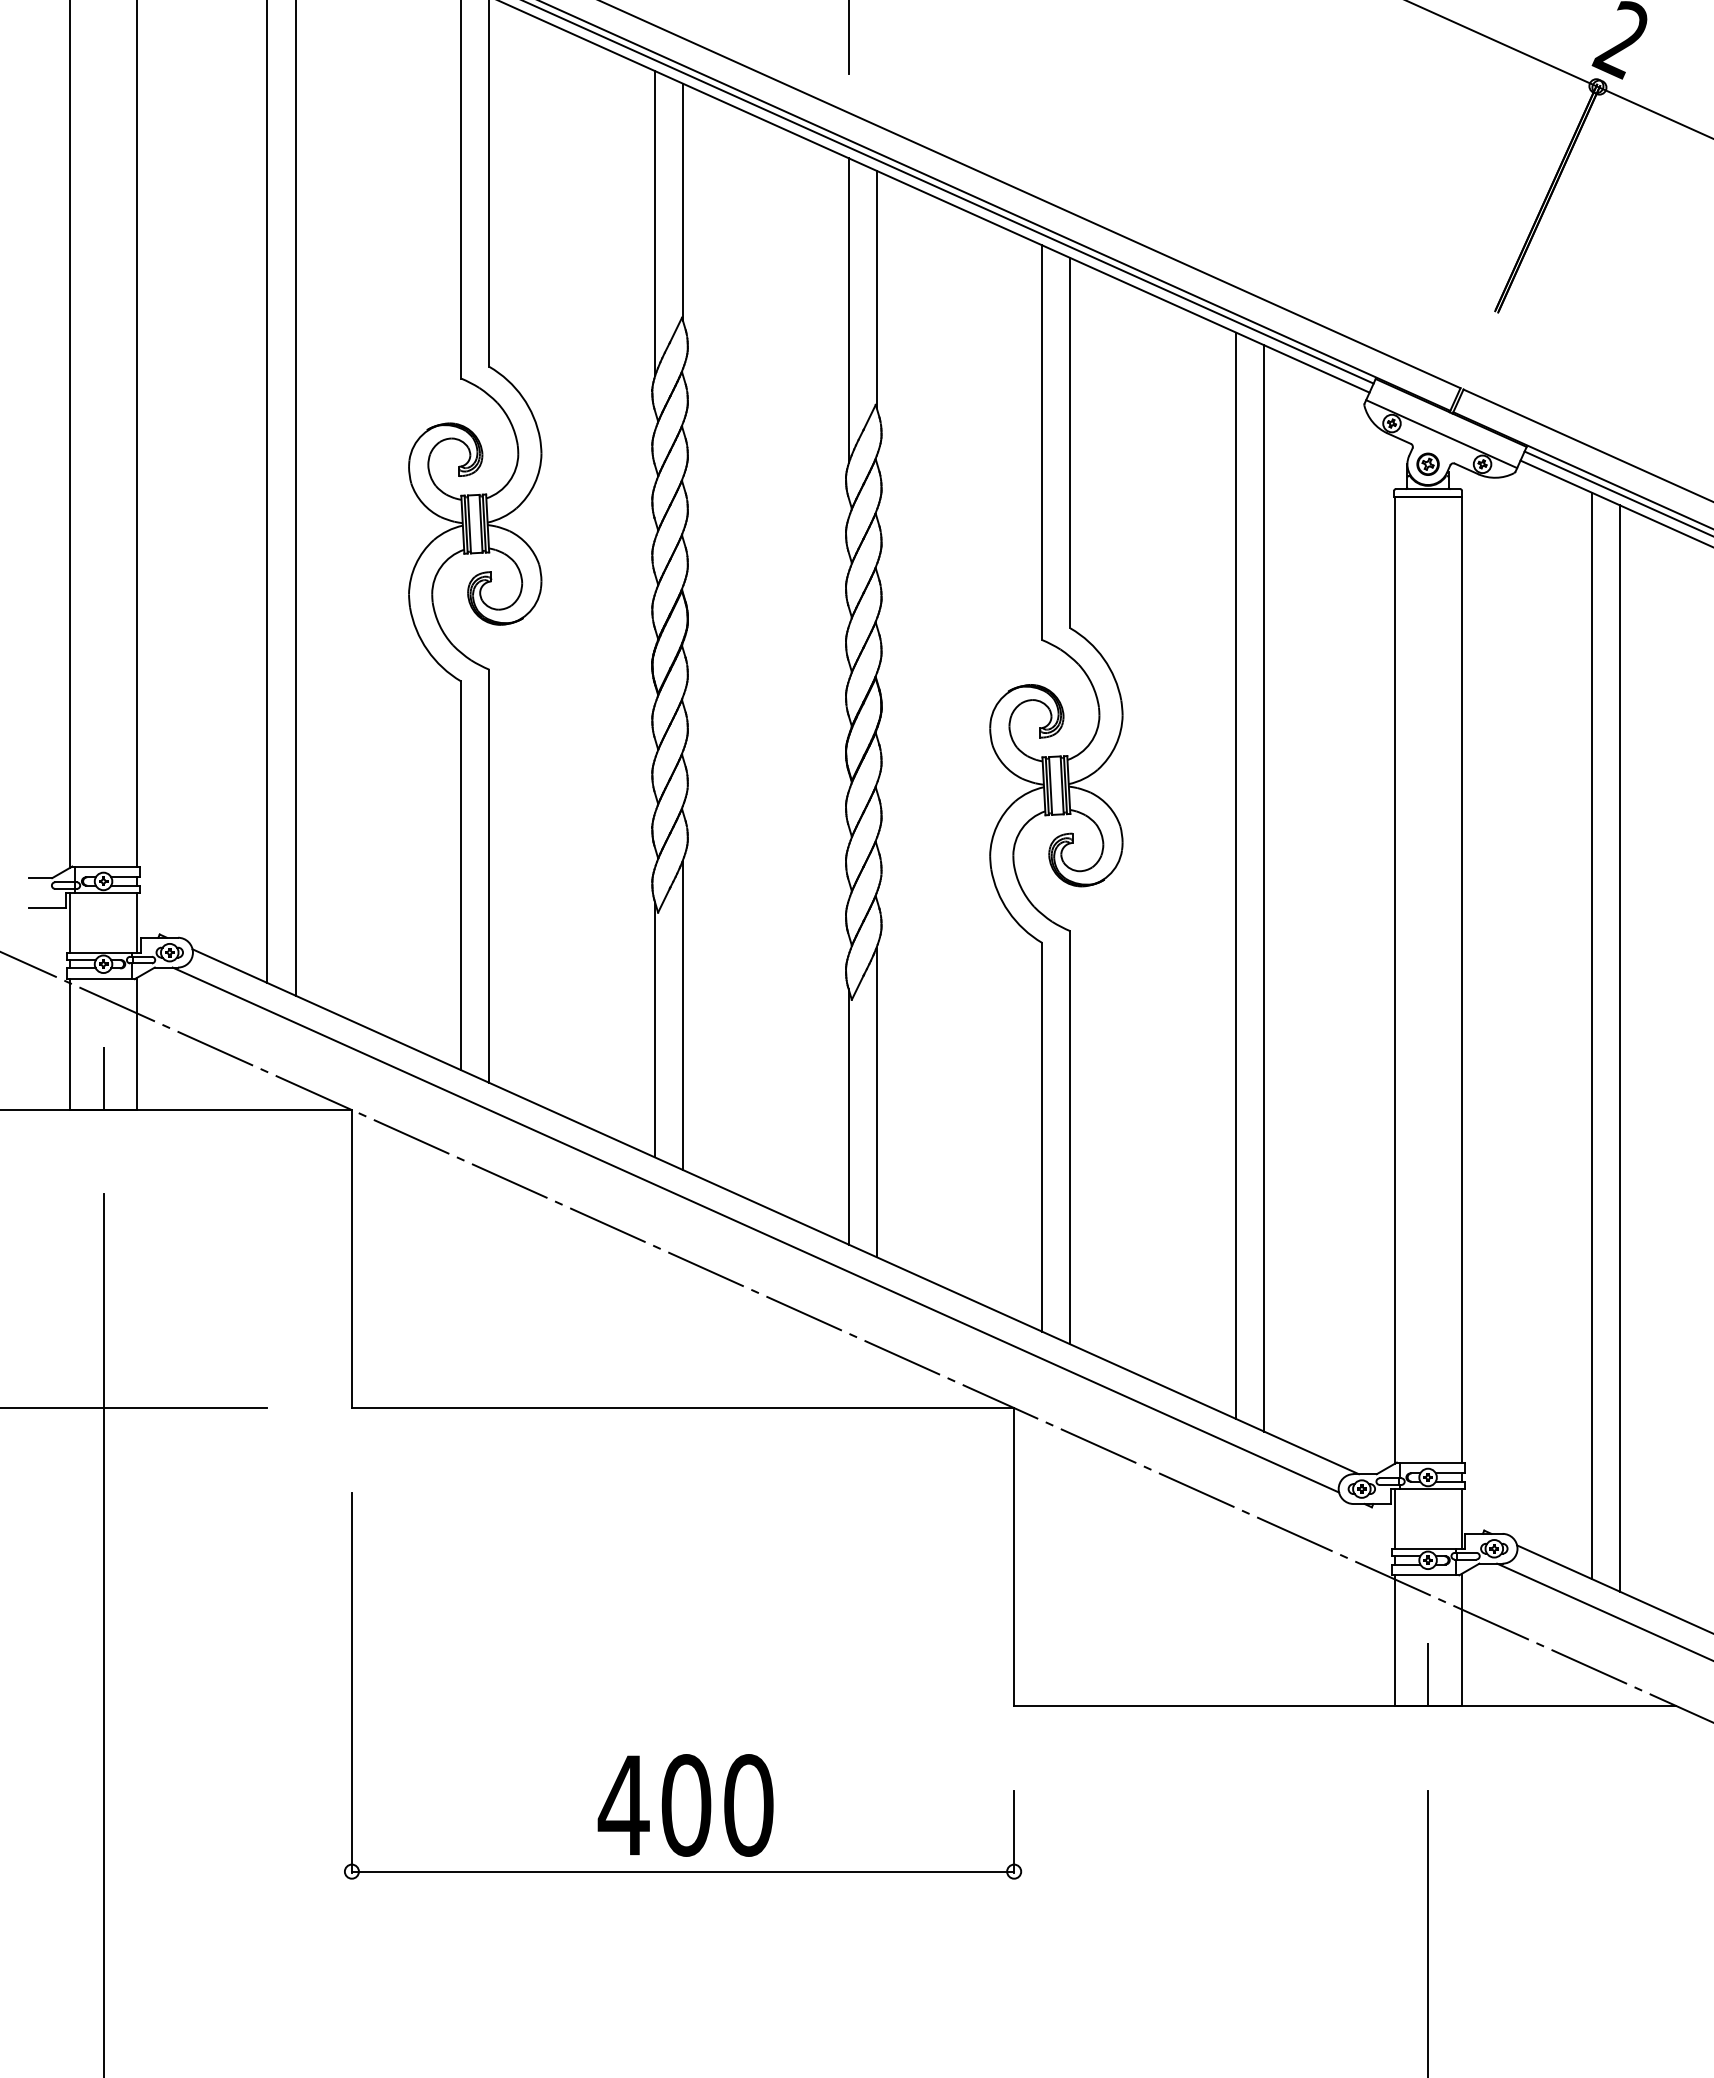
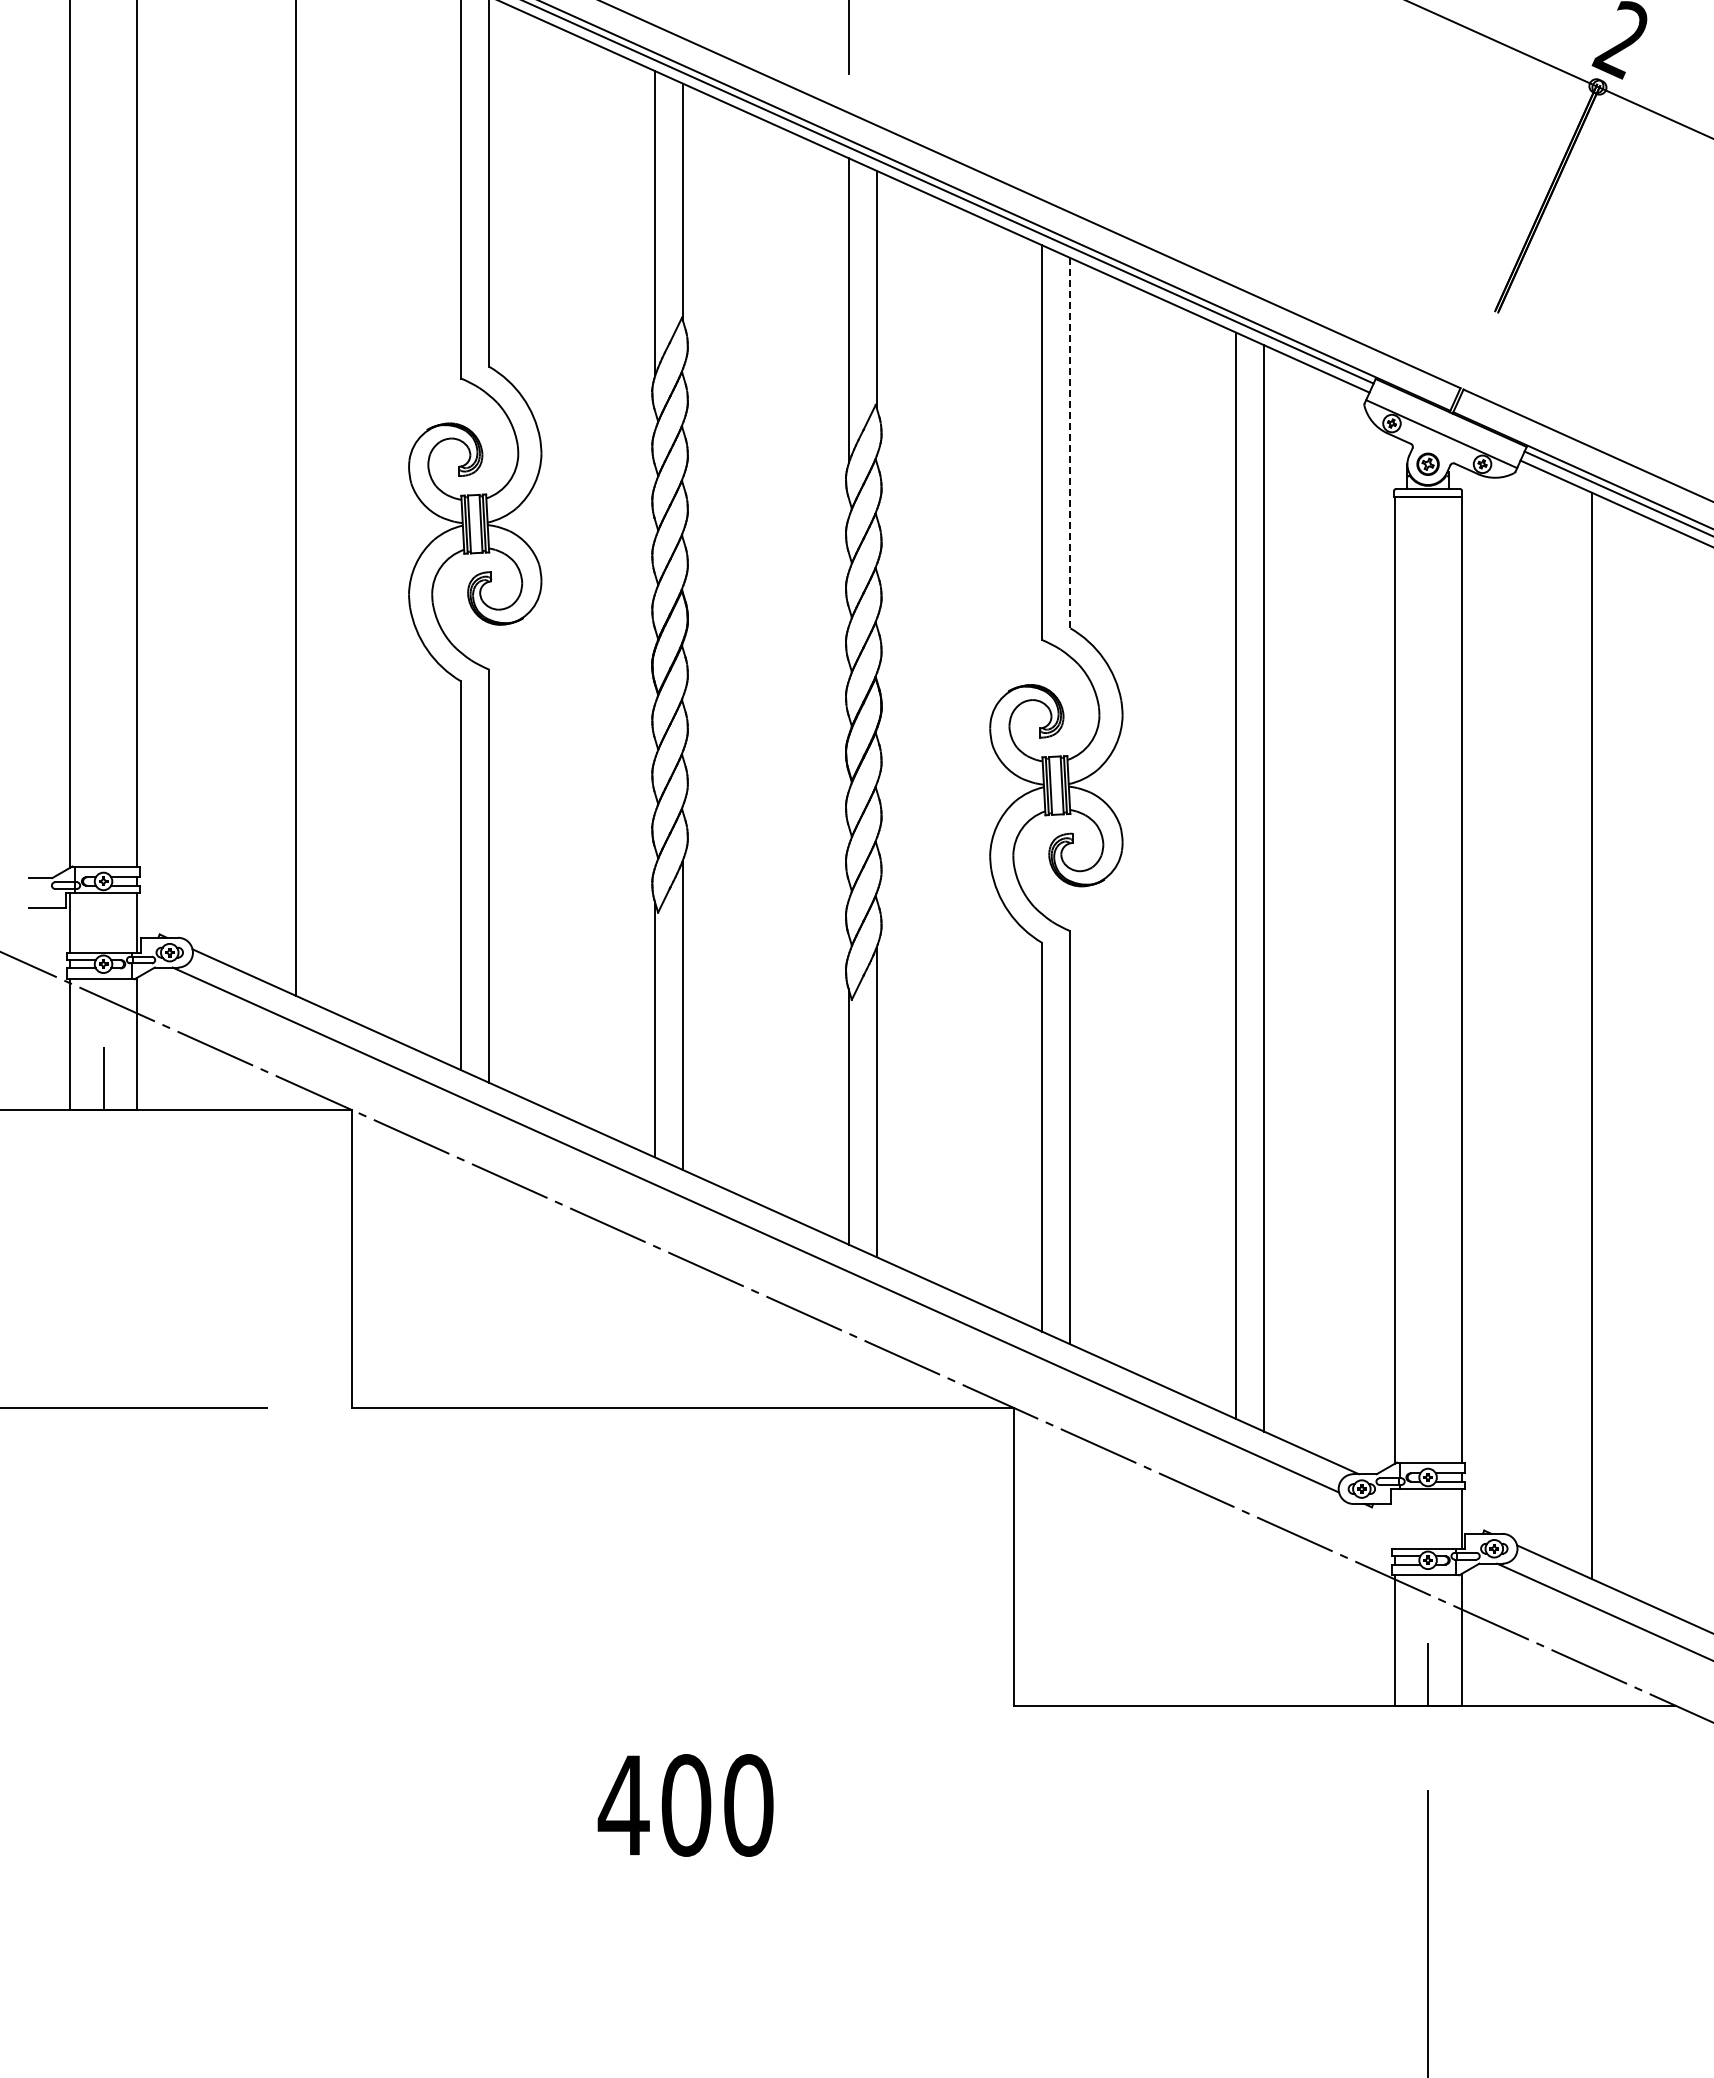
line: solid -> dashed (1070, 442)
line: present -> none (267, 492)
line: present -> none (1620, 1048)
line: present -> none (1394, 1518)
line: present -> none (103, 1634)
part: present -> none (683, 1871)
